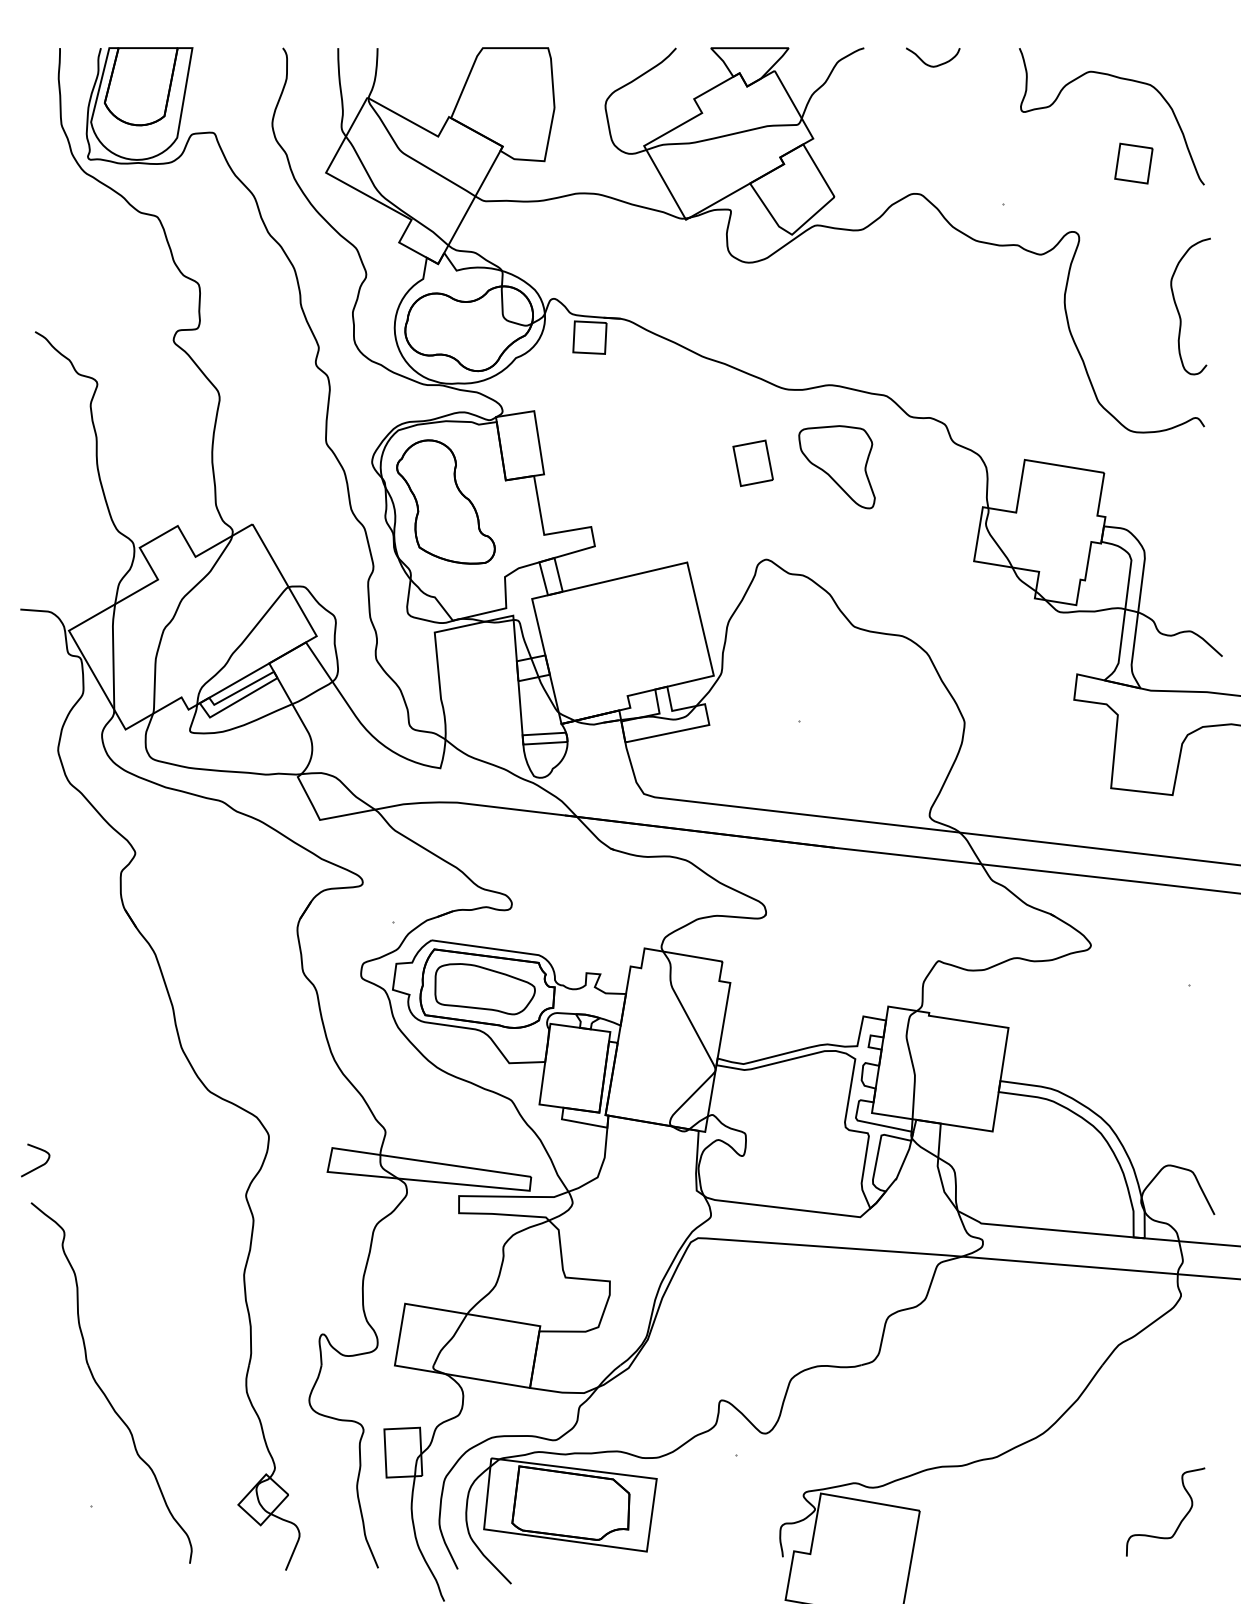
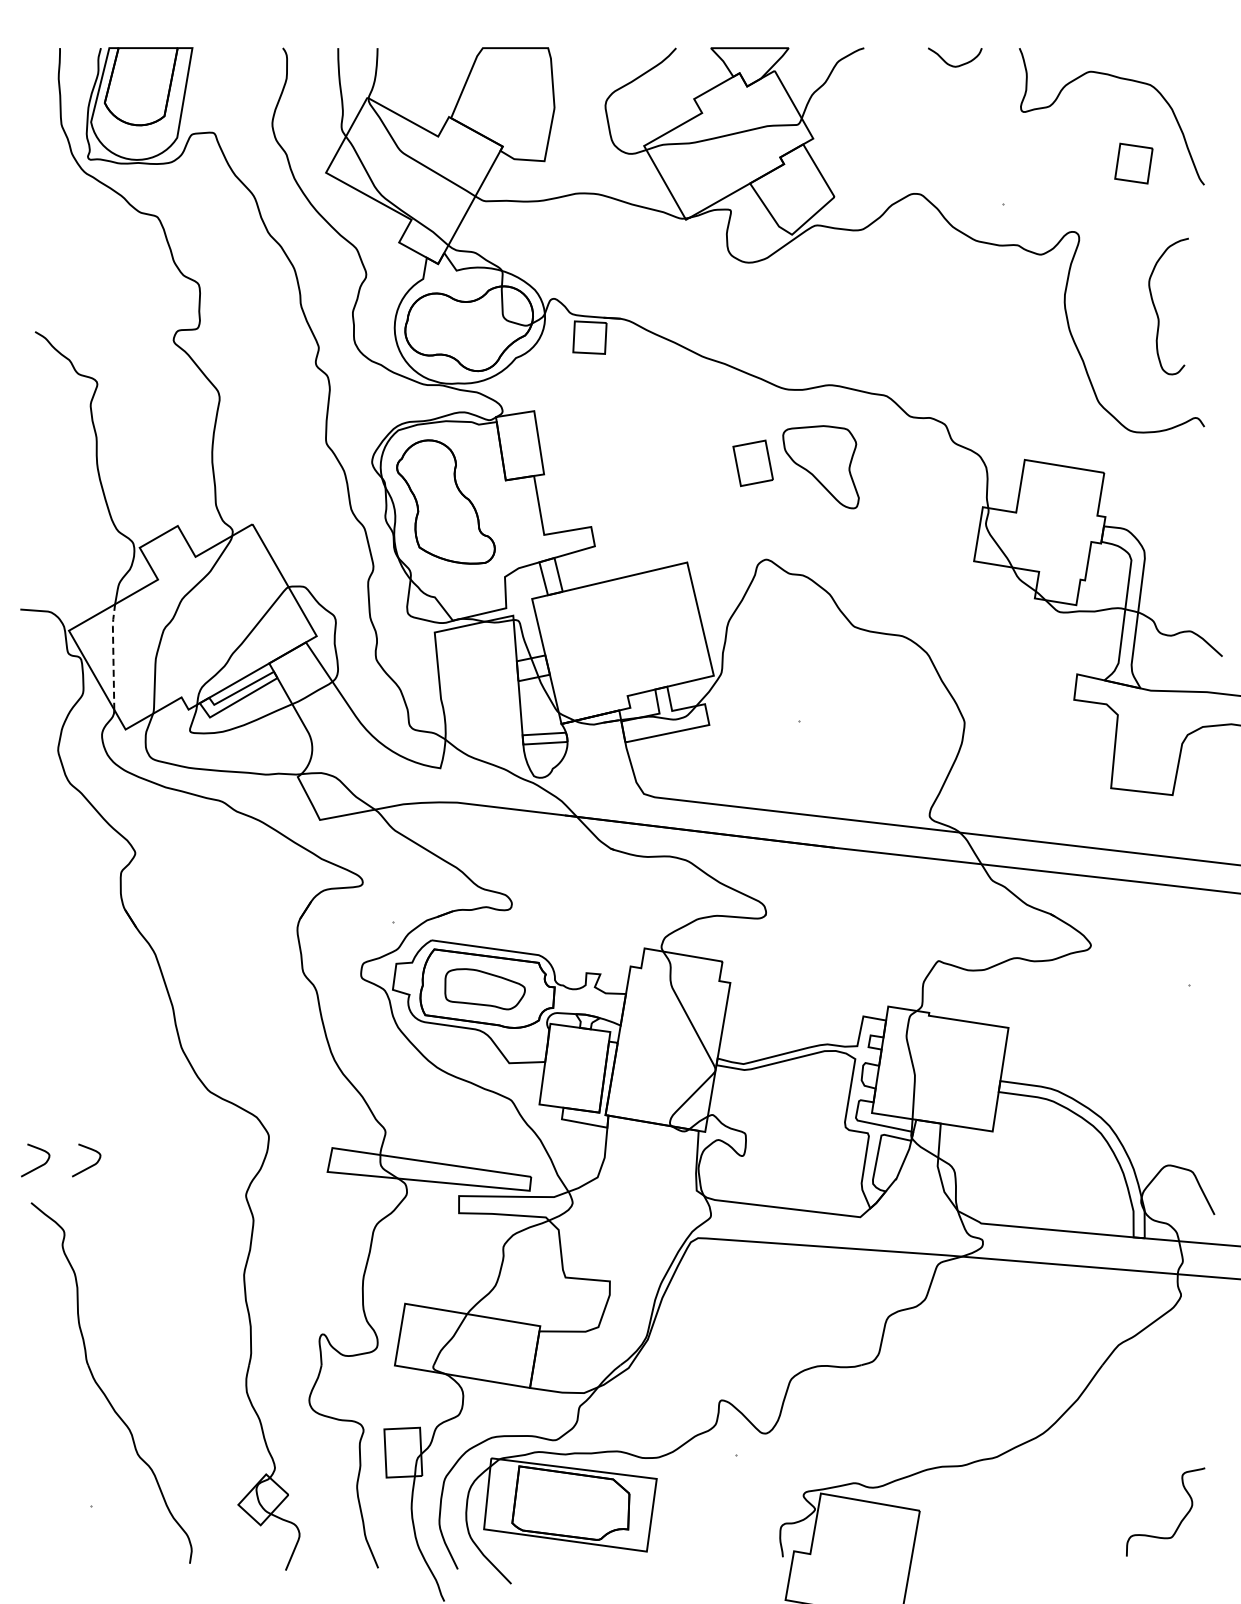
curve position: (933, 65) -> (955, 65) (955, 65)
curve position: (1179, 311) -> (1157, 311) (1157, 311)
part position: (836, 467) -> (820, 467) (820, 467)
line: solid -> dashed (113, 655)
part size: 102x53 px -> 82x43 px (484, 989)
curve: none -> present (88, 1166)
